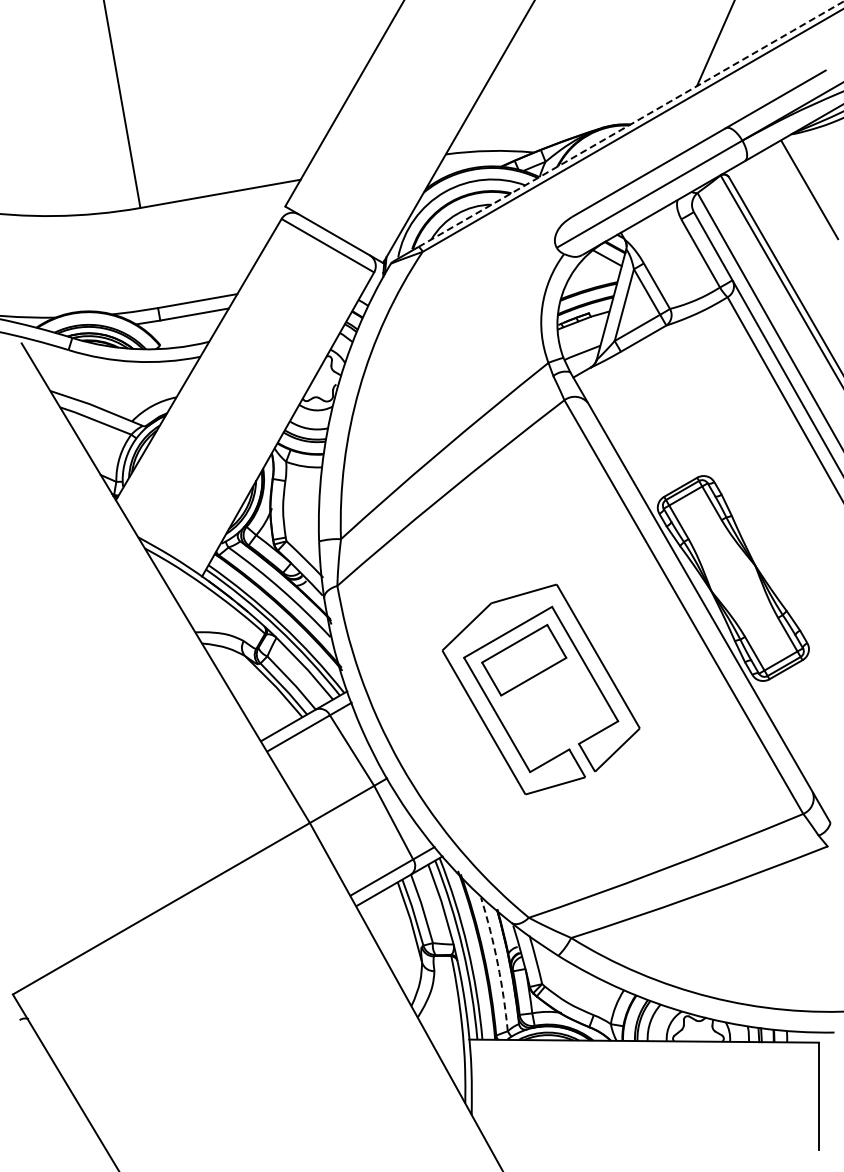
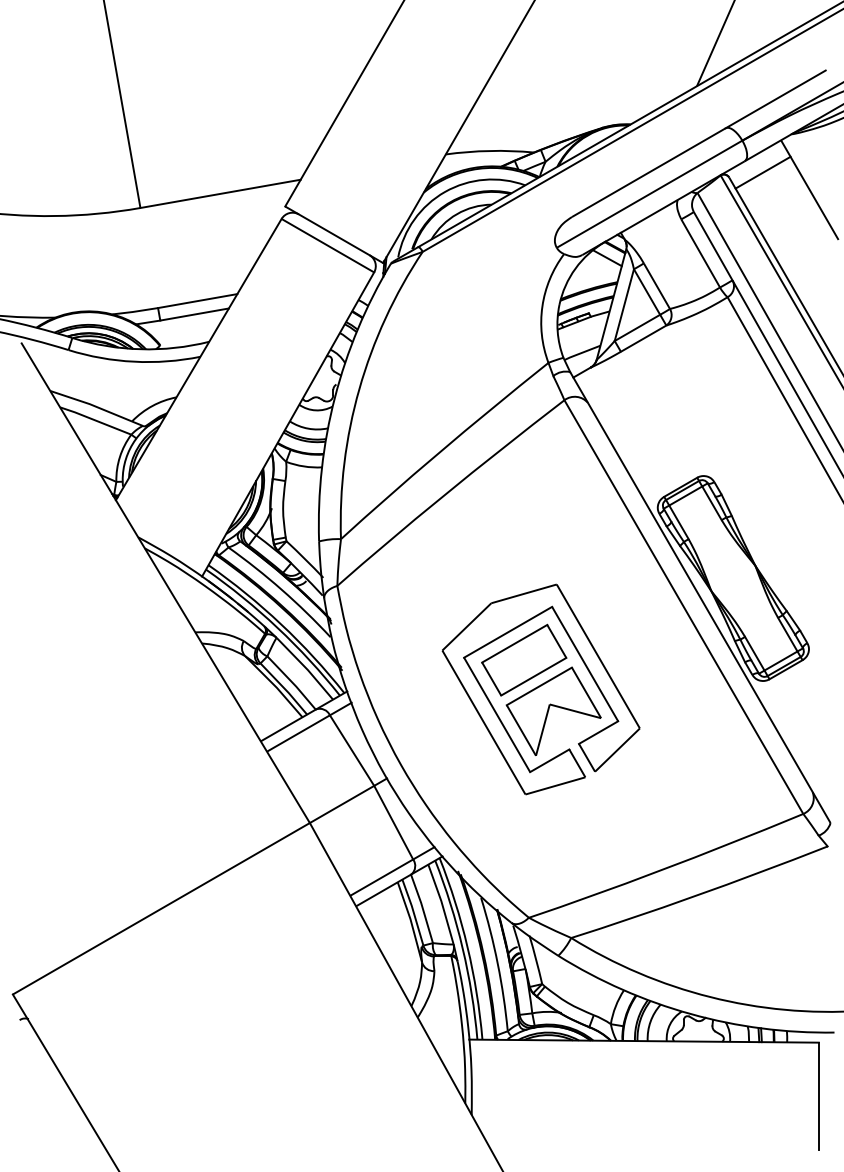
line: dashed -> solid (631, 124)
line: none -> present (762, 172)
part: none -> present (553, 710)
arc: dashed -> solid (497, 963)
